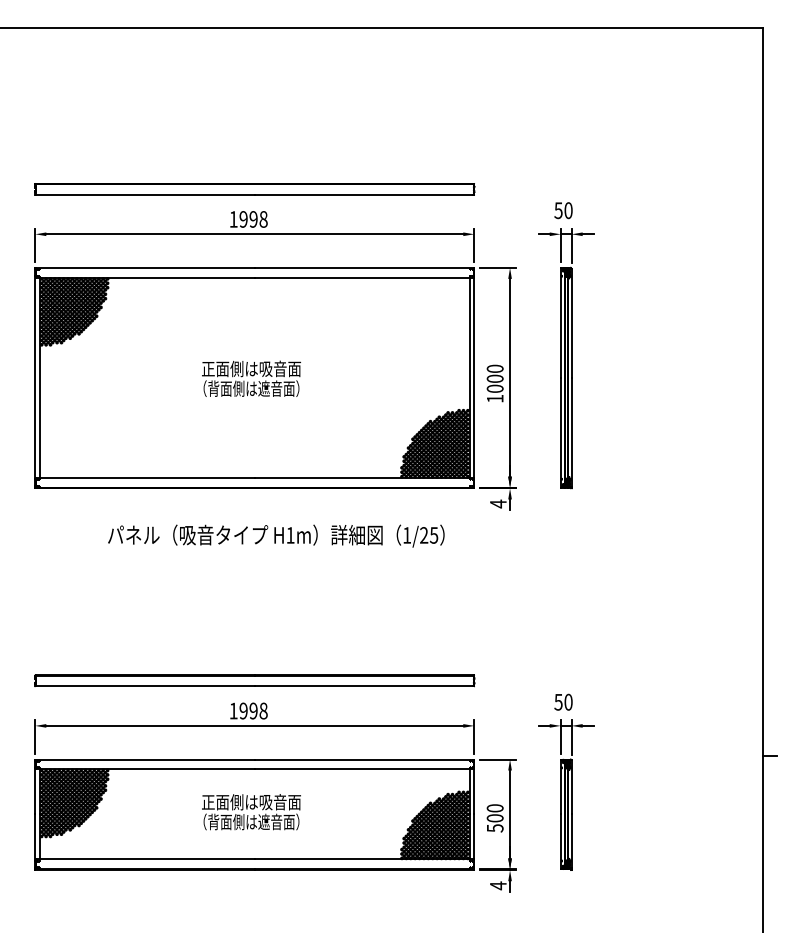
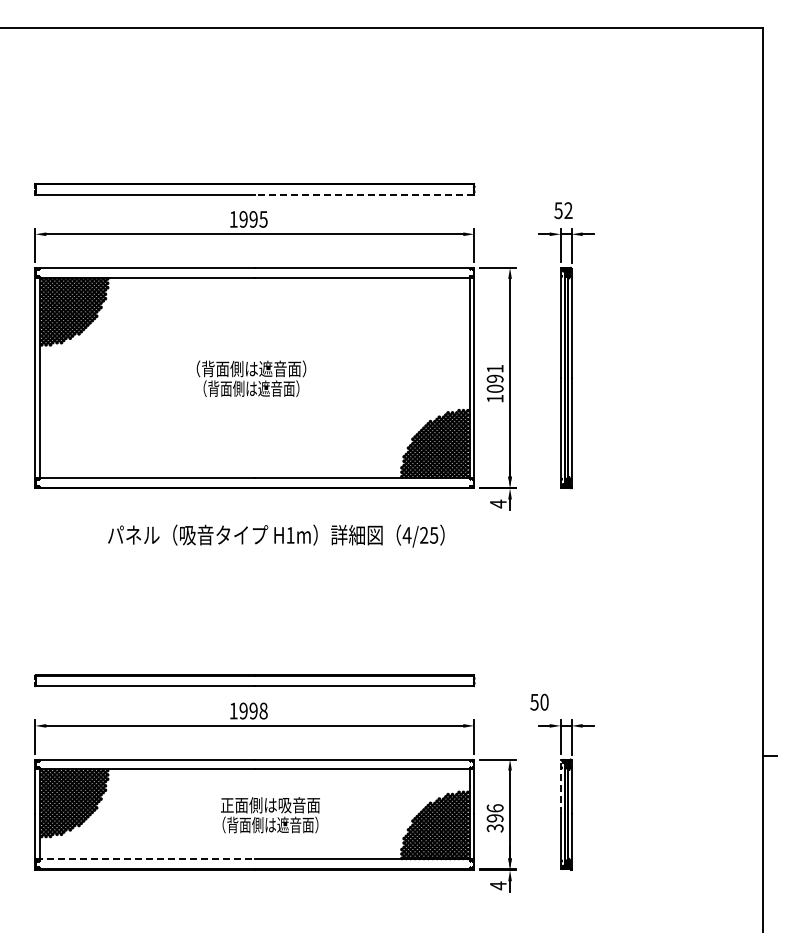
line: solid -> dashed (363, 194)
text: 50 -> 52 (568, 210)
text: 1998 -> 1995 (263, 219)
text: 正面側は吸音面 -> （背面側は遮音面） (251, 368)
text: 1000 -> 1091 (494, 373)
text: 1/25 -> 4/25 (406, 535)
text position: (563, 701) -> (539, 701) (539, 701)
line: solid -> dashed (560, 786)
text position: (251, 812) -> (270, 815) (270, 815)
text: 500 -> 396 (494, 818)
line: solid -> dashed (145, 859)
